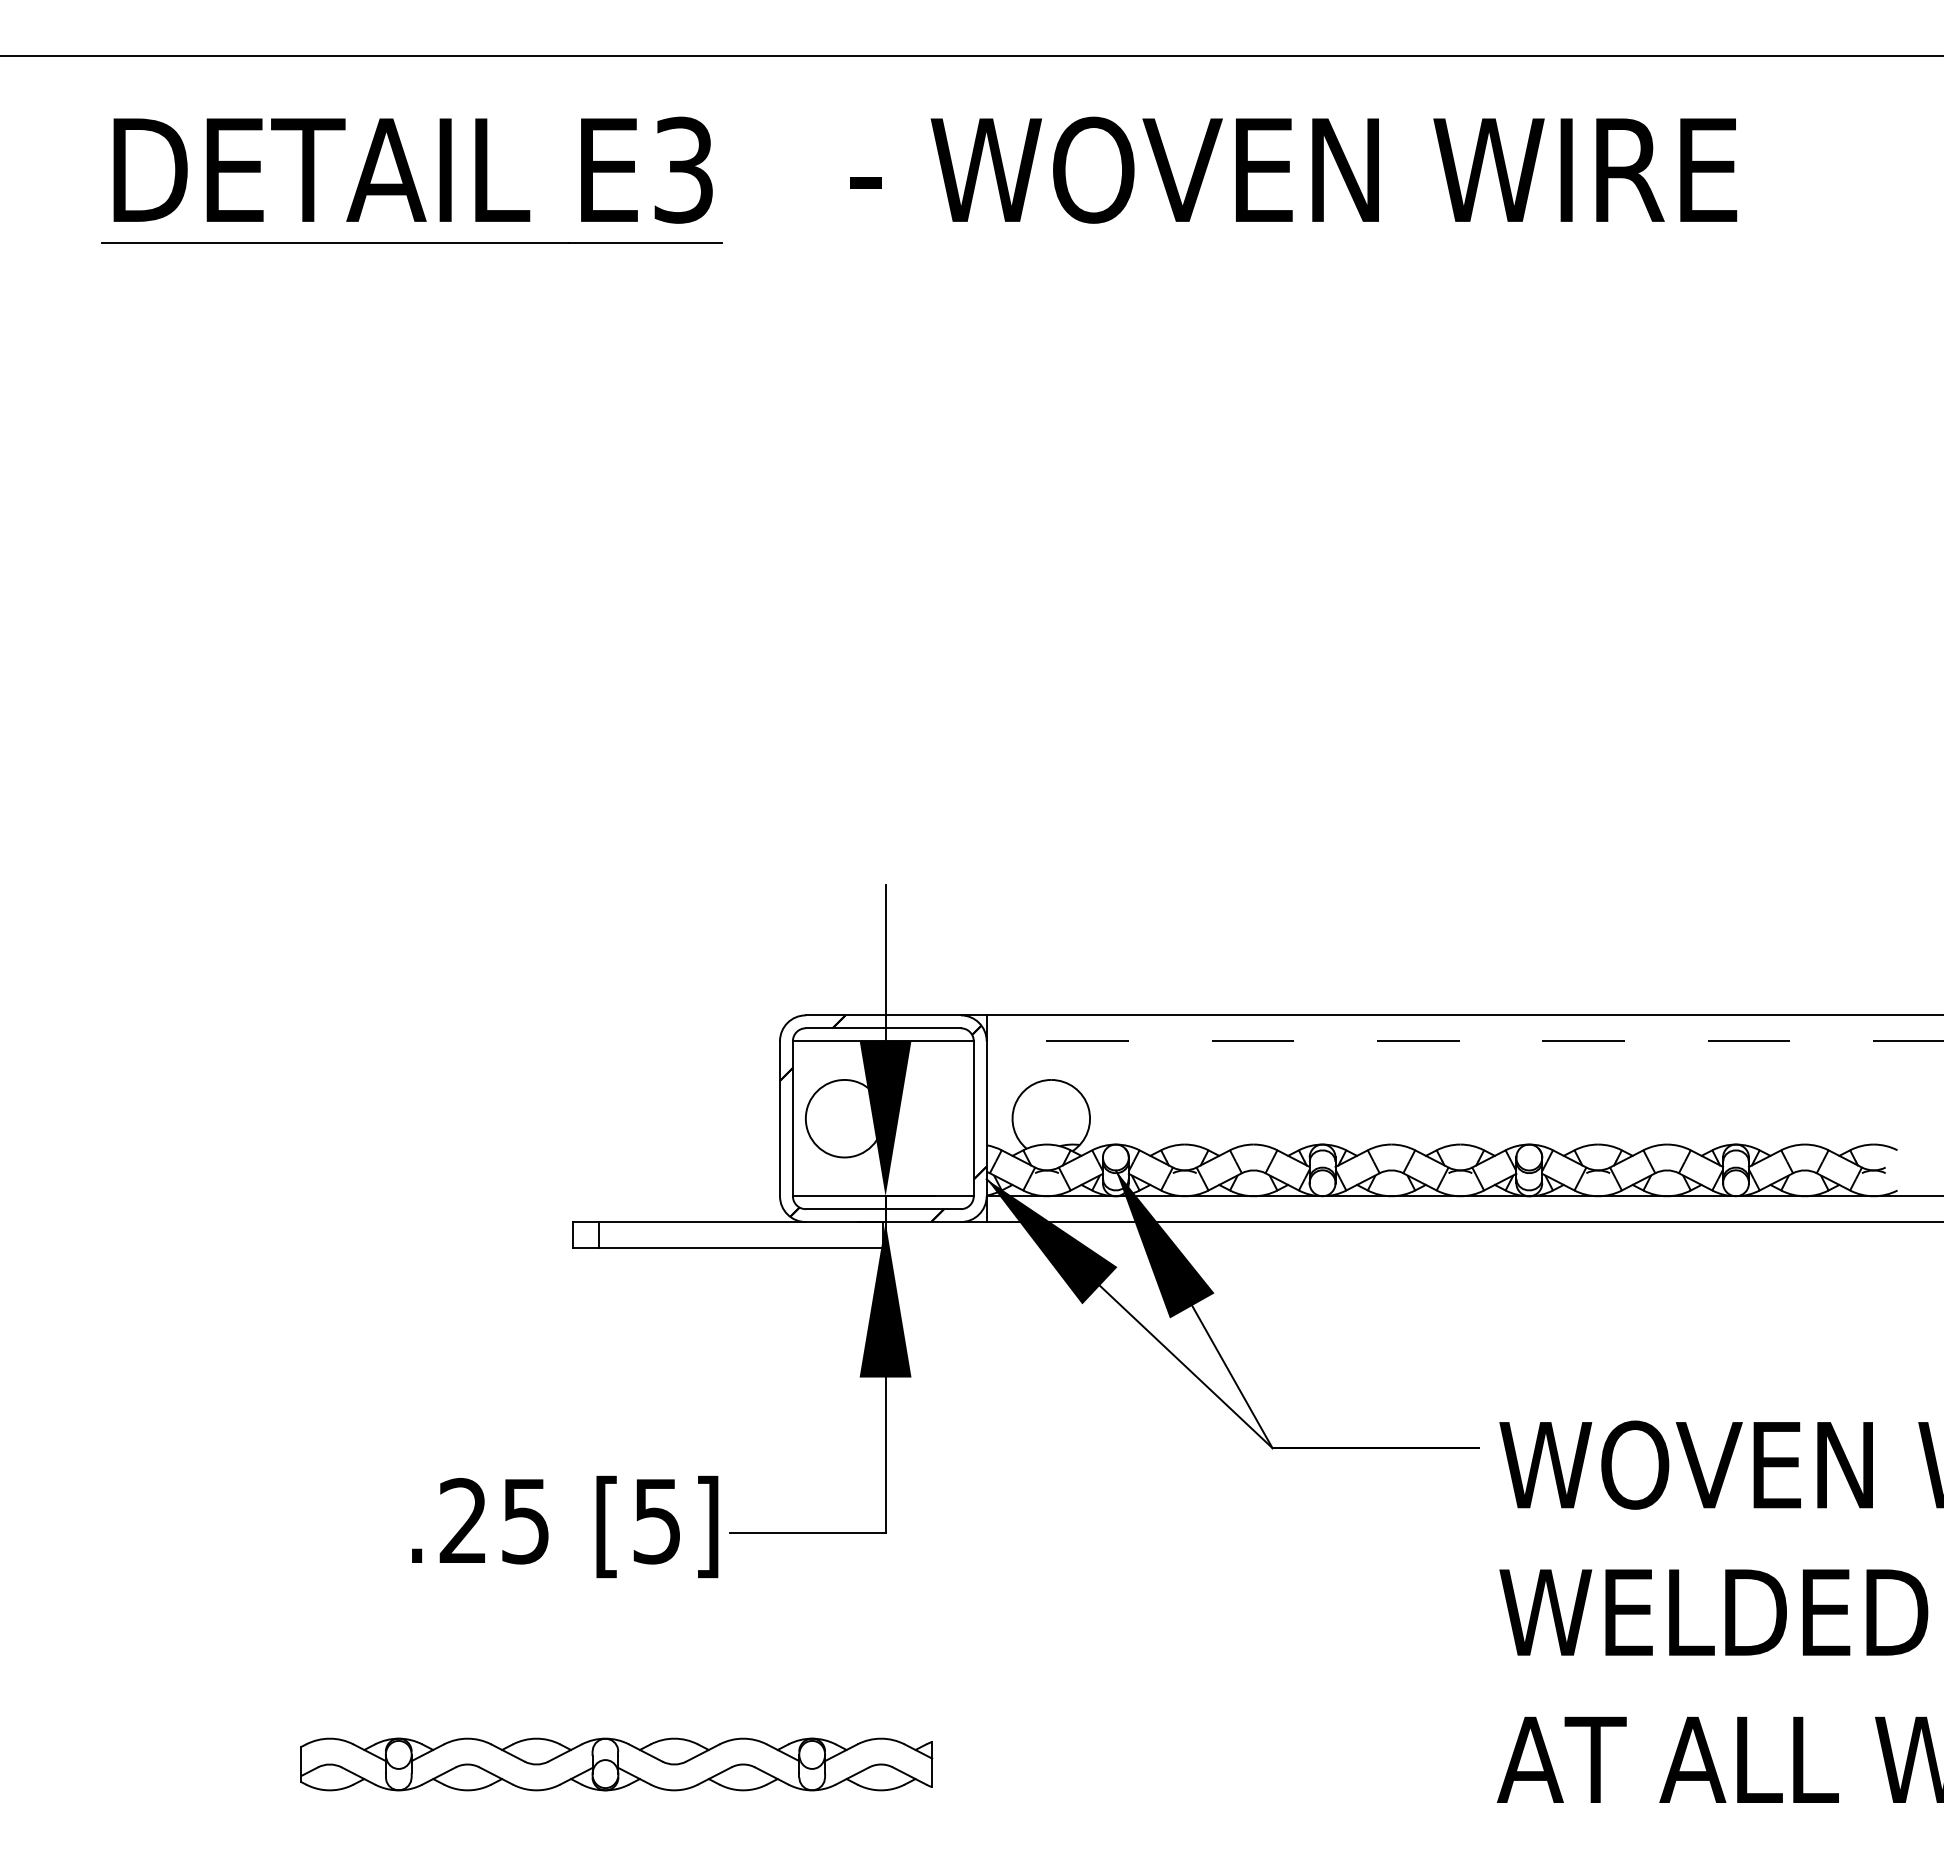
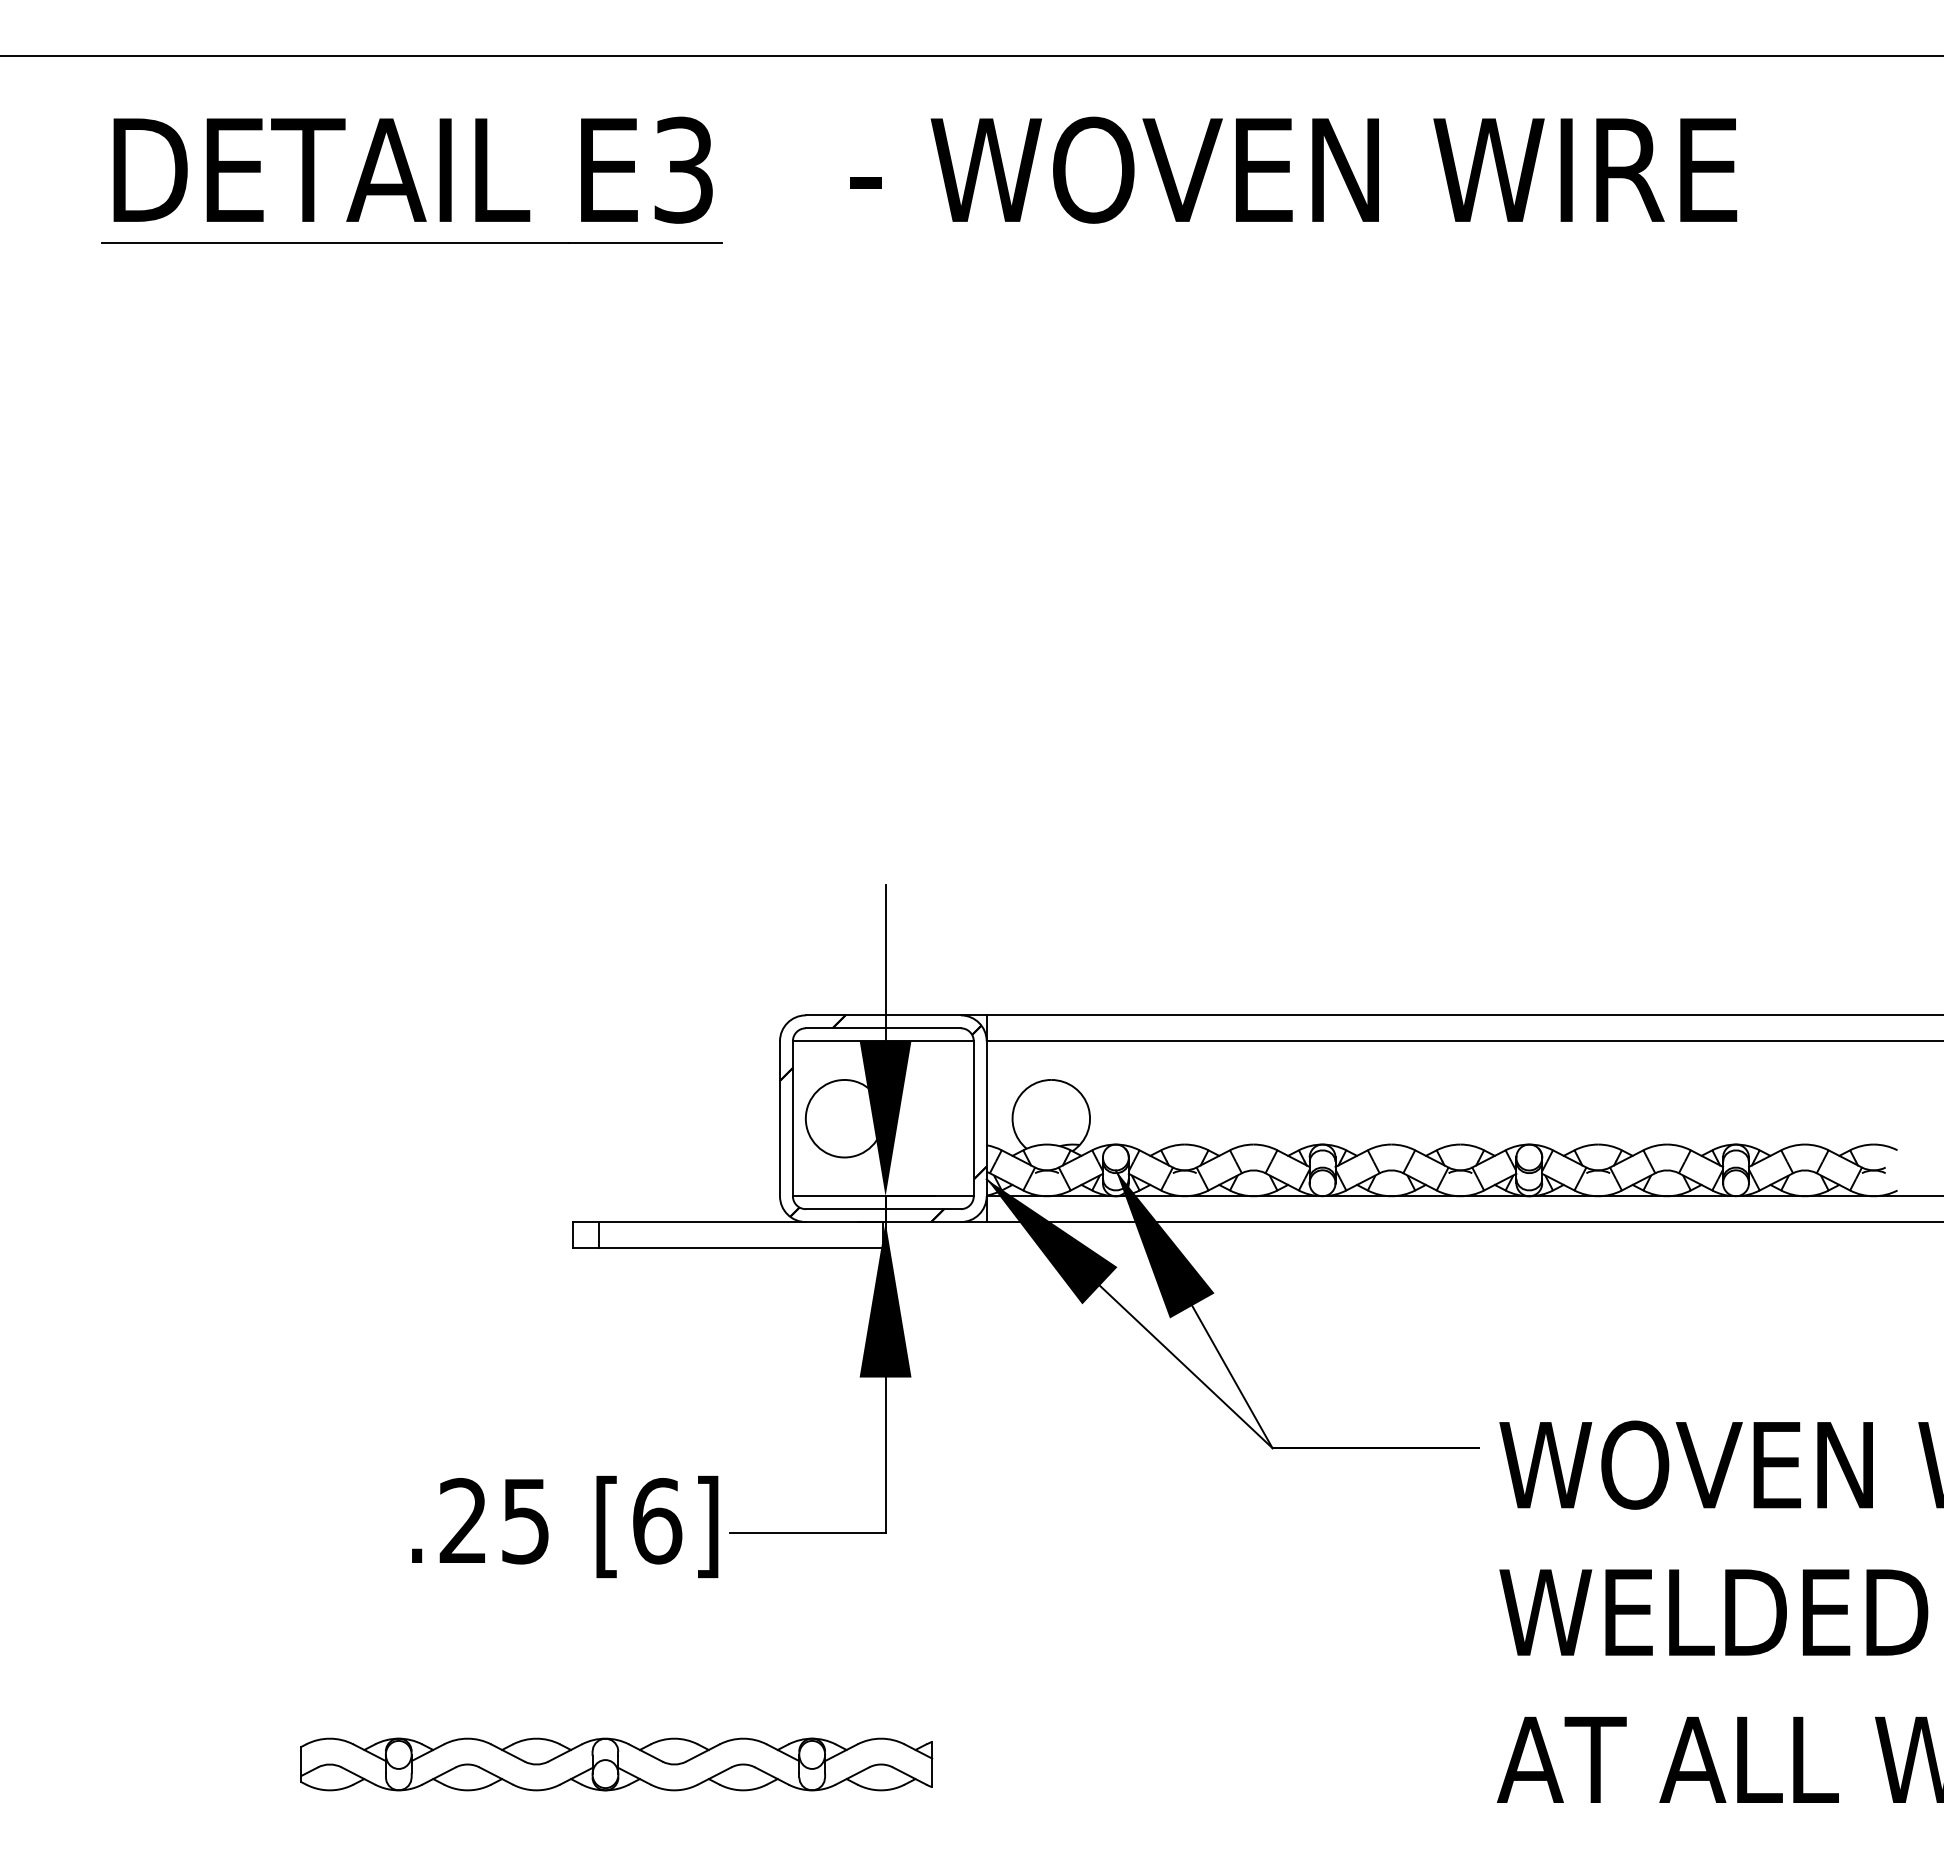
line: dashed -> solid (1464, 1041)
text: [5] -> [6] (657, 1521)
